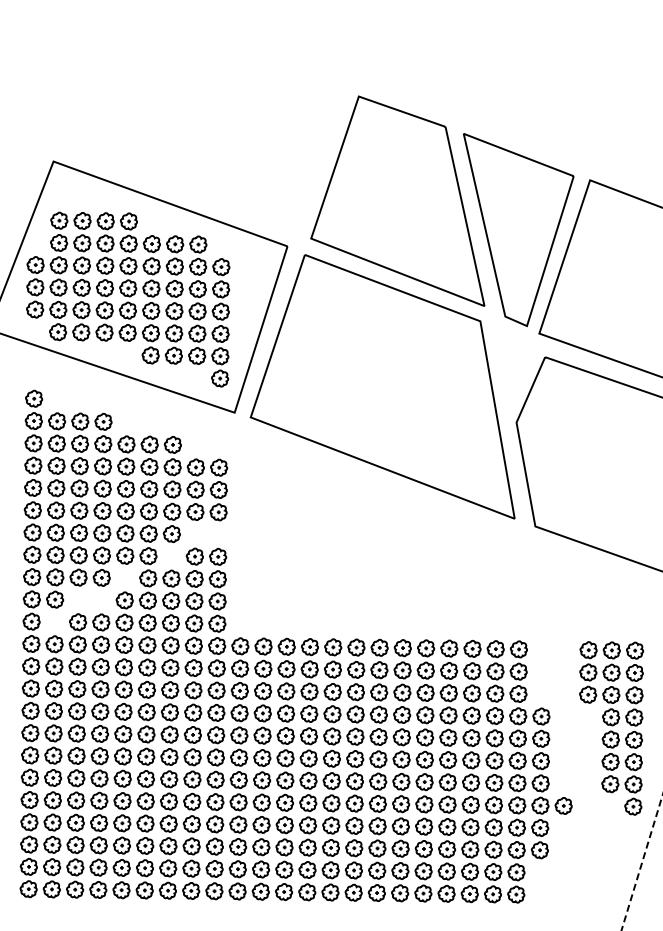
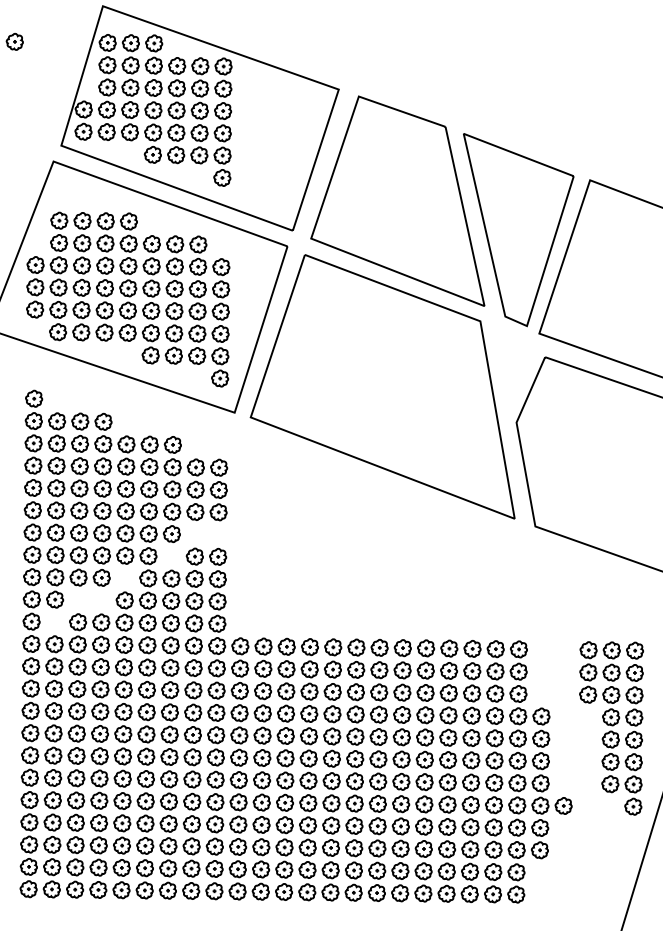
part: none -> present (14, 41)
part: none -> present (199, 118)
line: dashed -> solid (642, 862)
